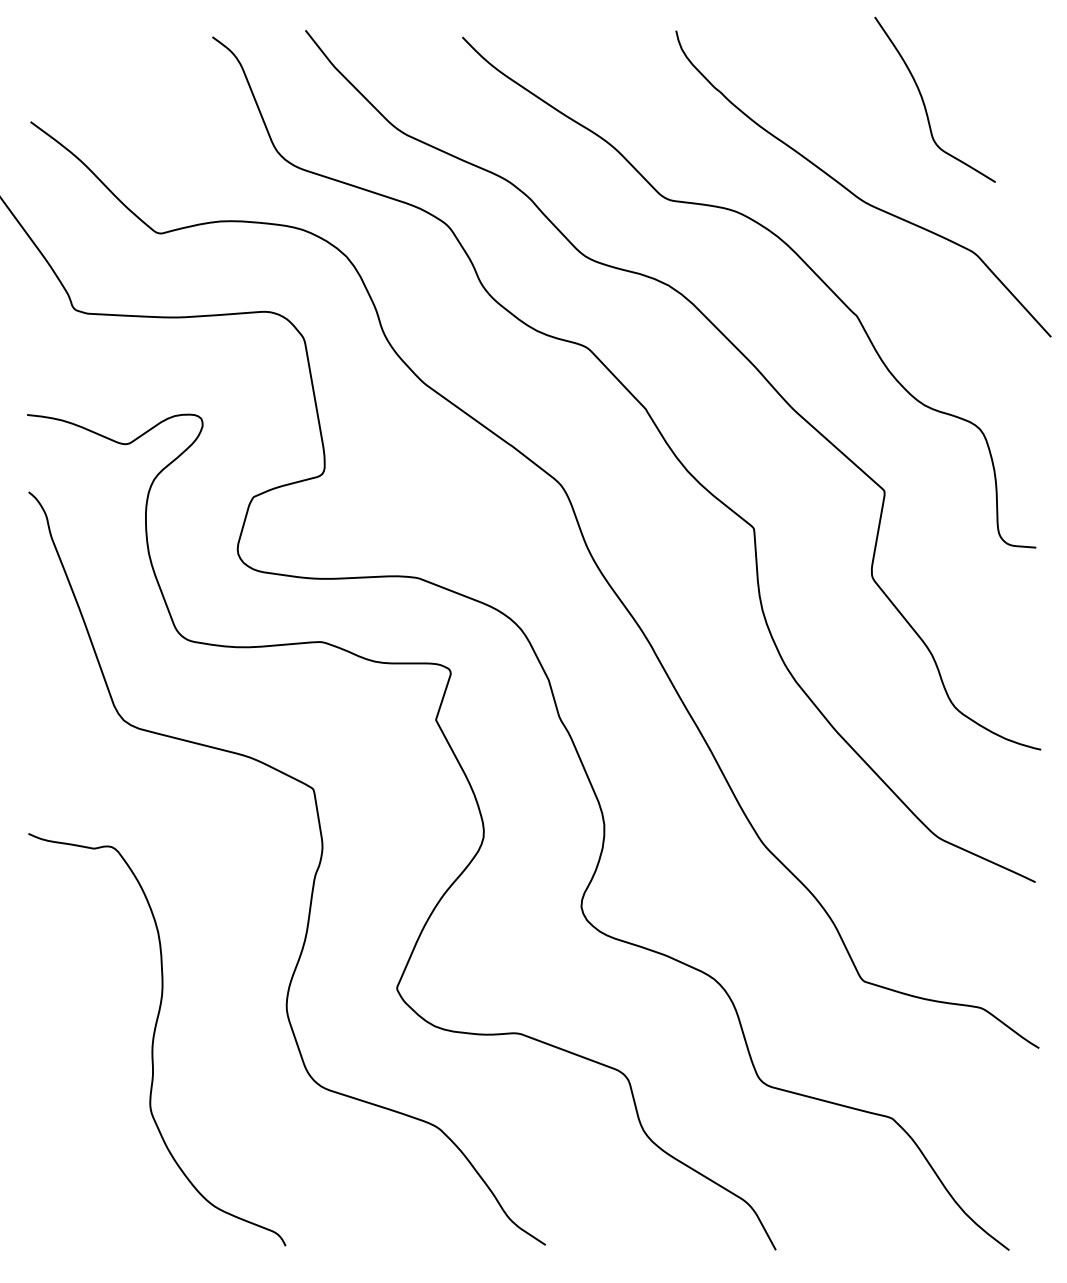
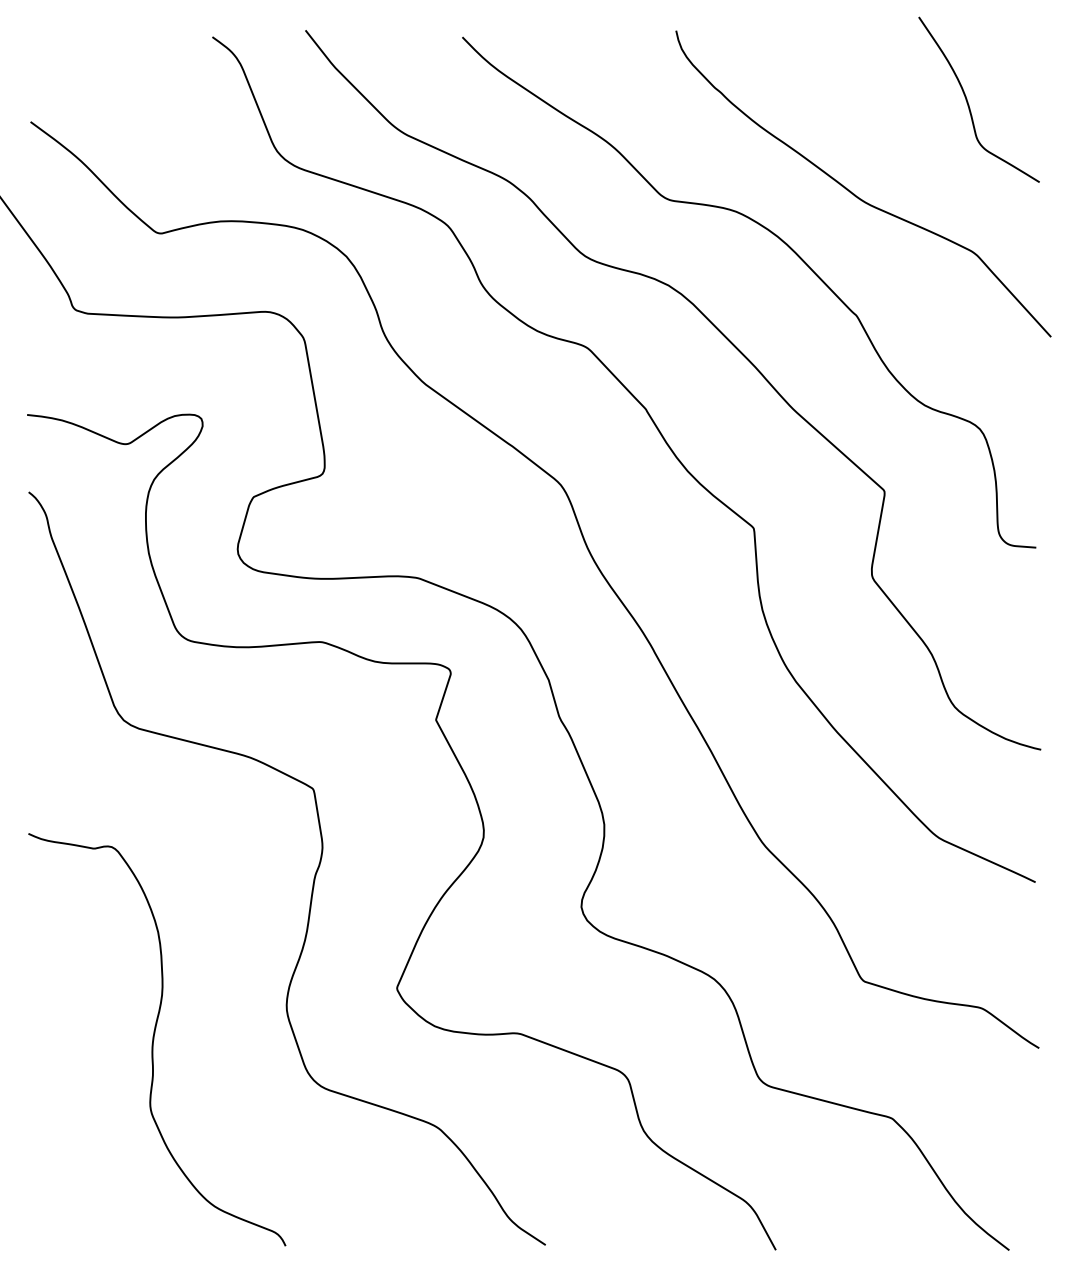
curve position: (924, 101) -> (968, 101) (968, 101)
